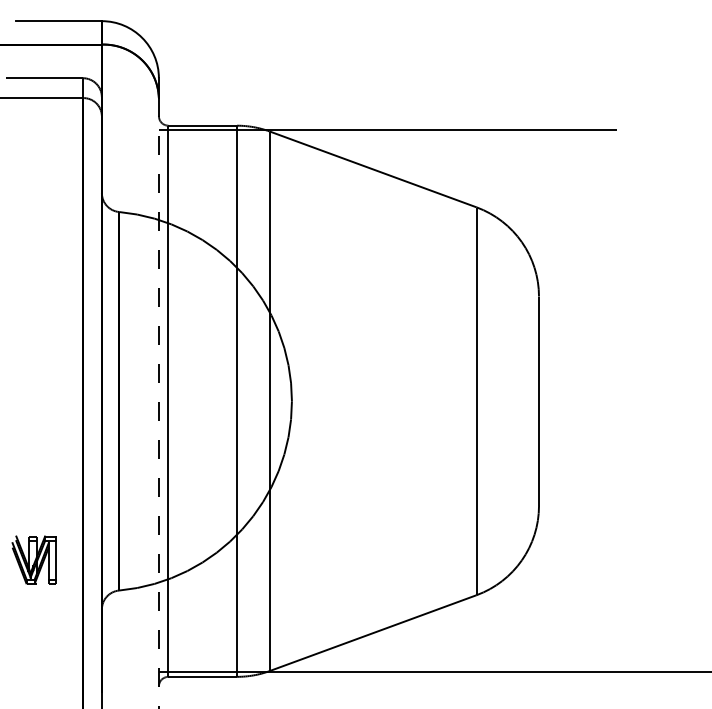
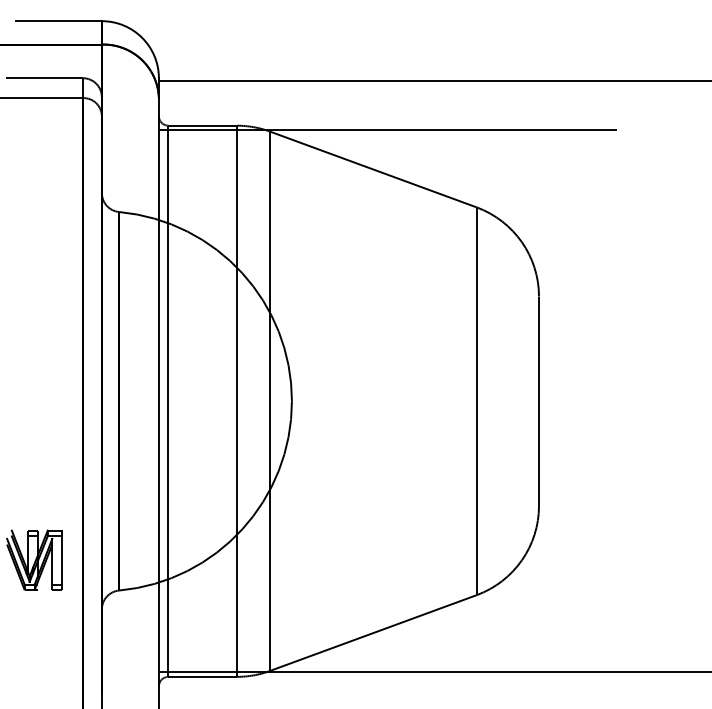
line: none -> present (433, 81)
line: dashed -> solid (158, 403)
part size: 46x50 px -> 57x62 px (34, 559)
